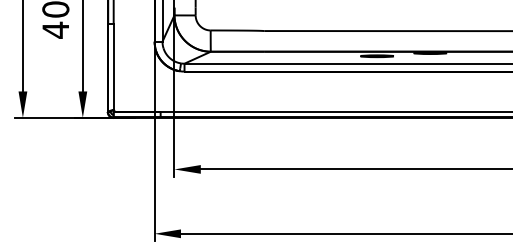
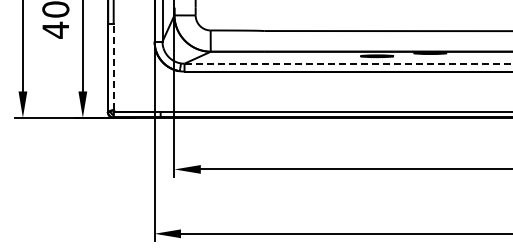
line: solid -> dashed (348, 63)
line: solid -> dashed (113, 66)
